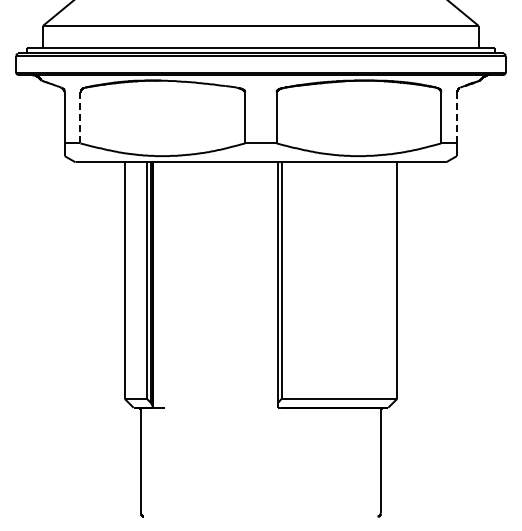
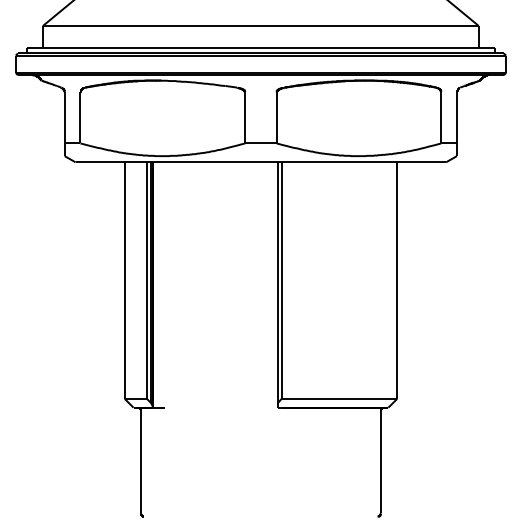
line: dashed -> solid (80, 117)
line: dashed -> solid (456, 117)
